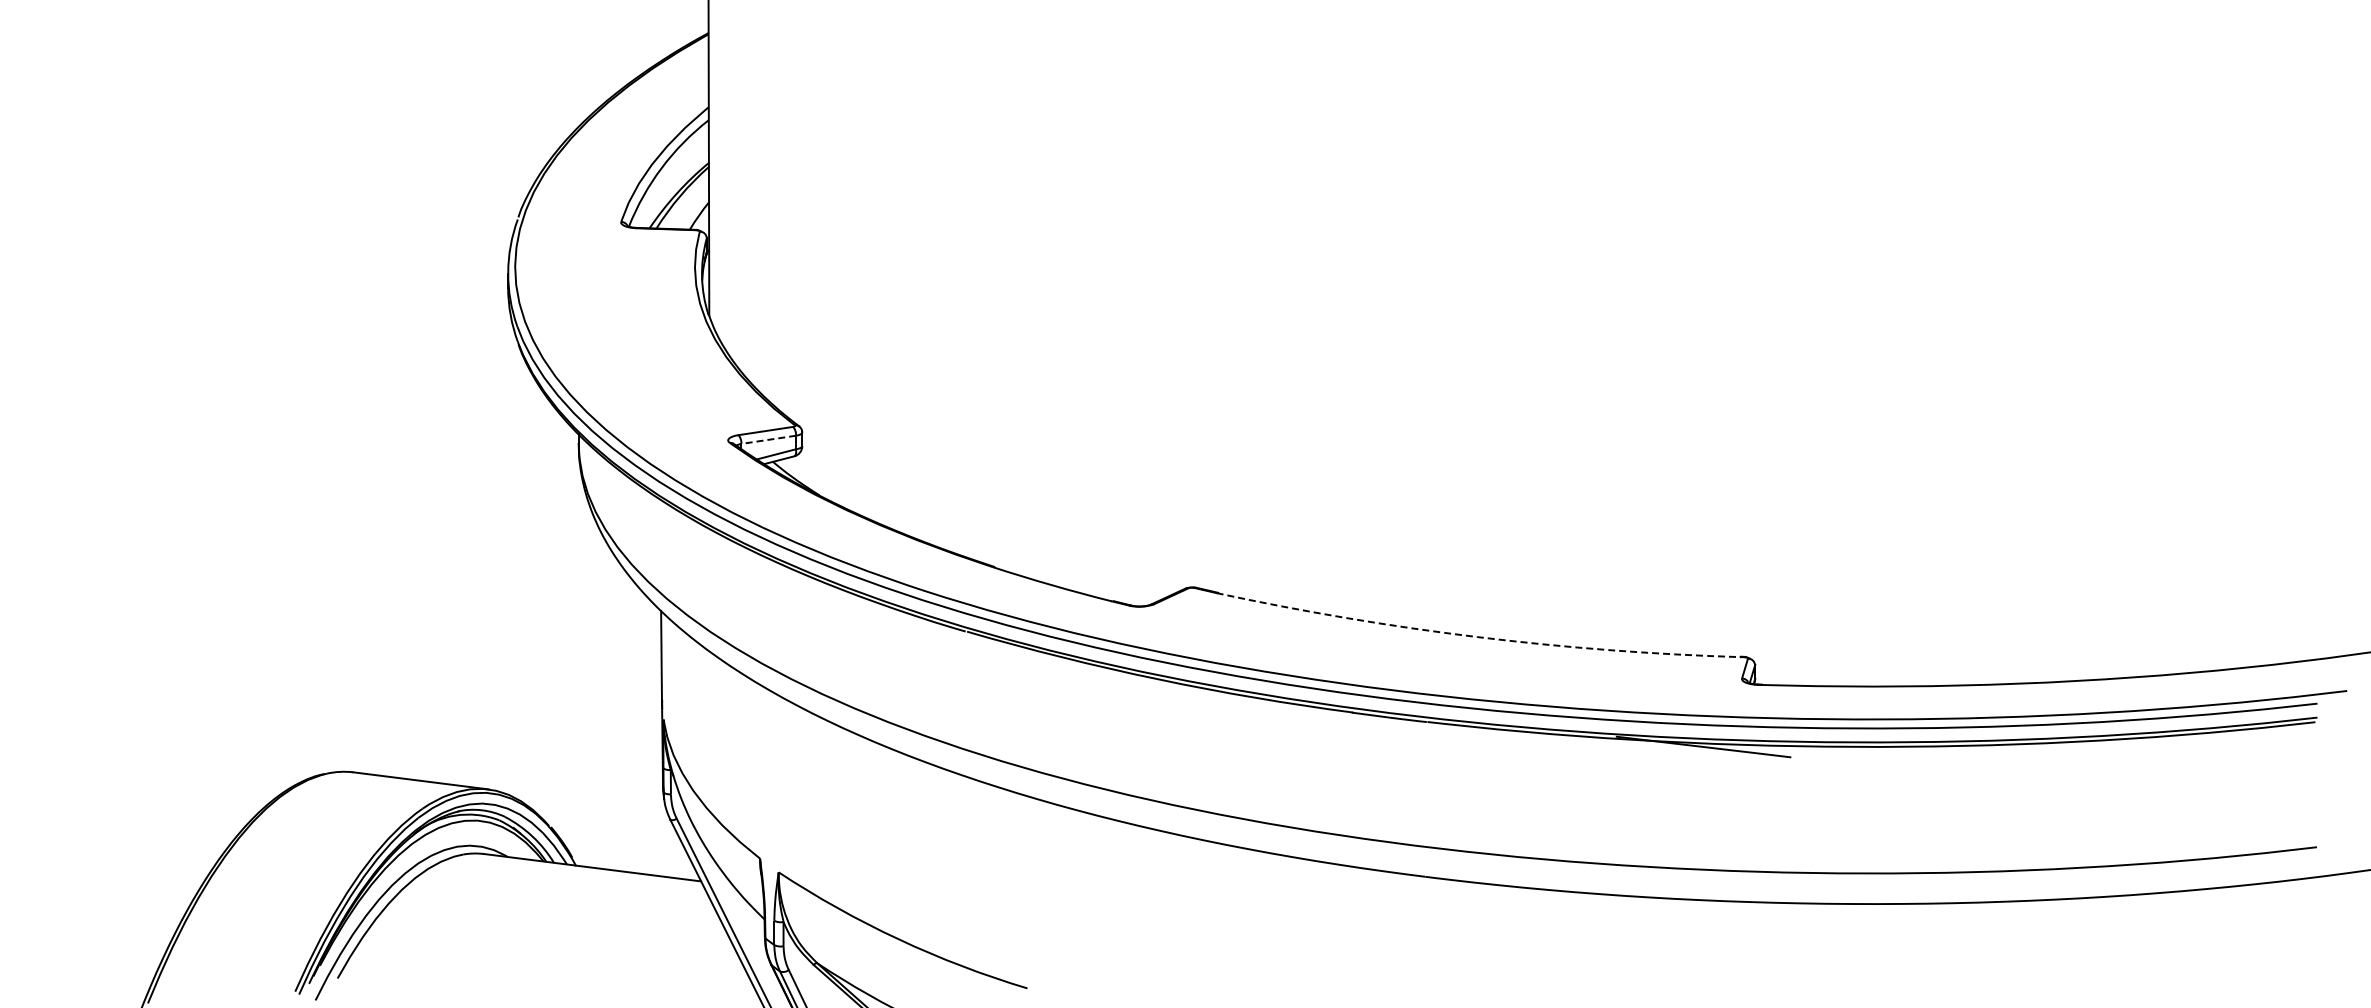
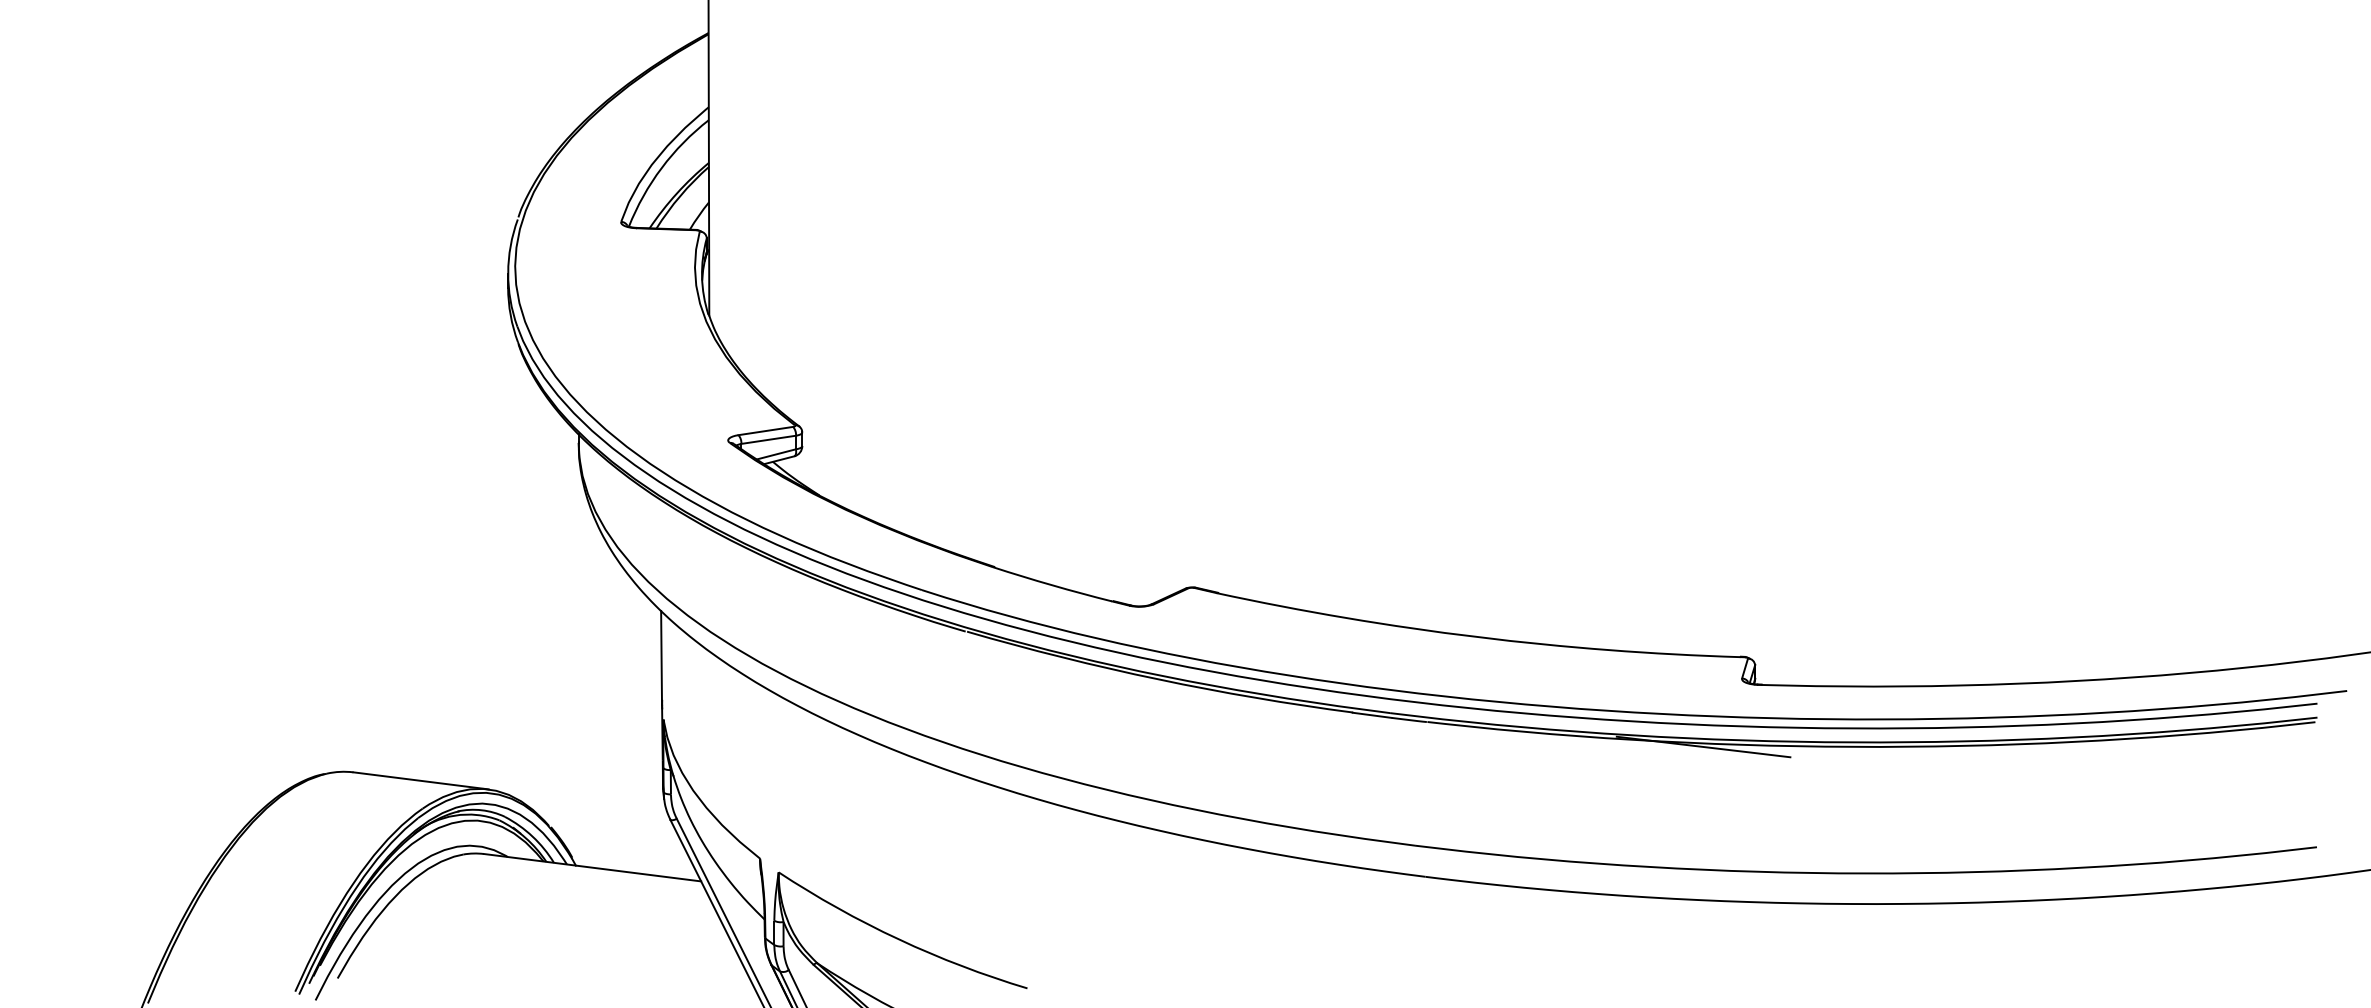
line: dashed -> solid (768, 439)
arc: dashed -> solid (1477, 637)
